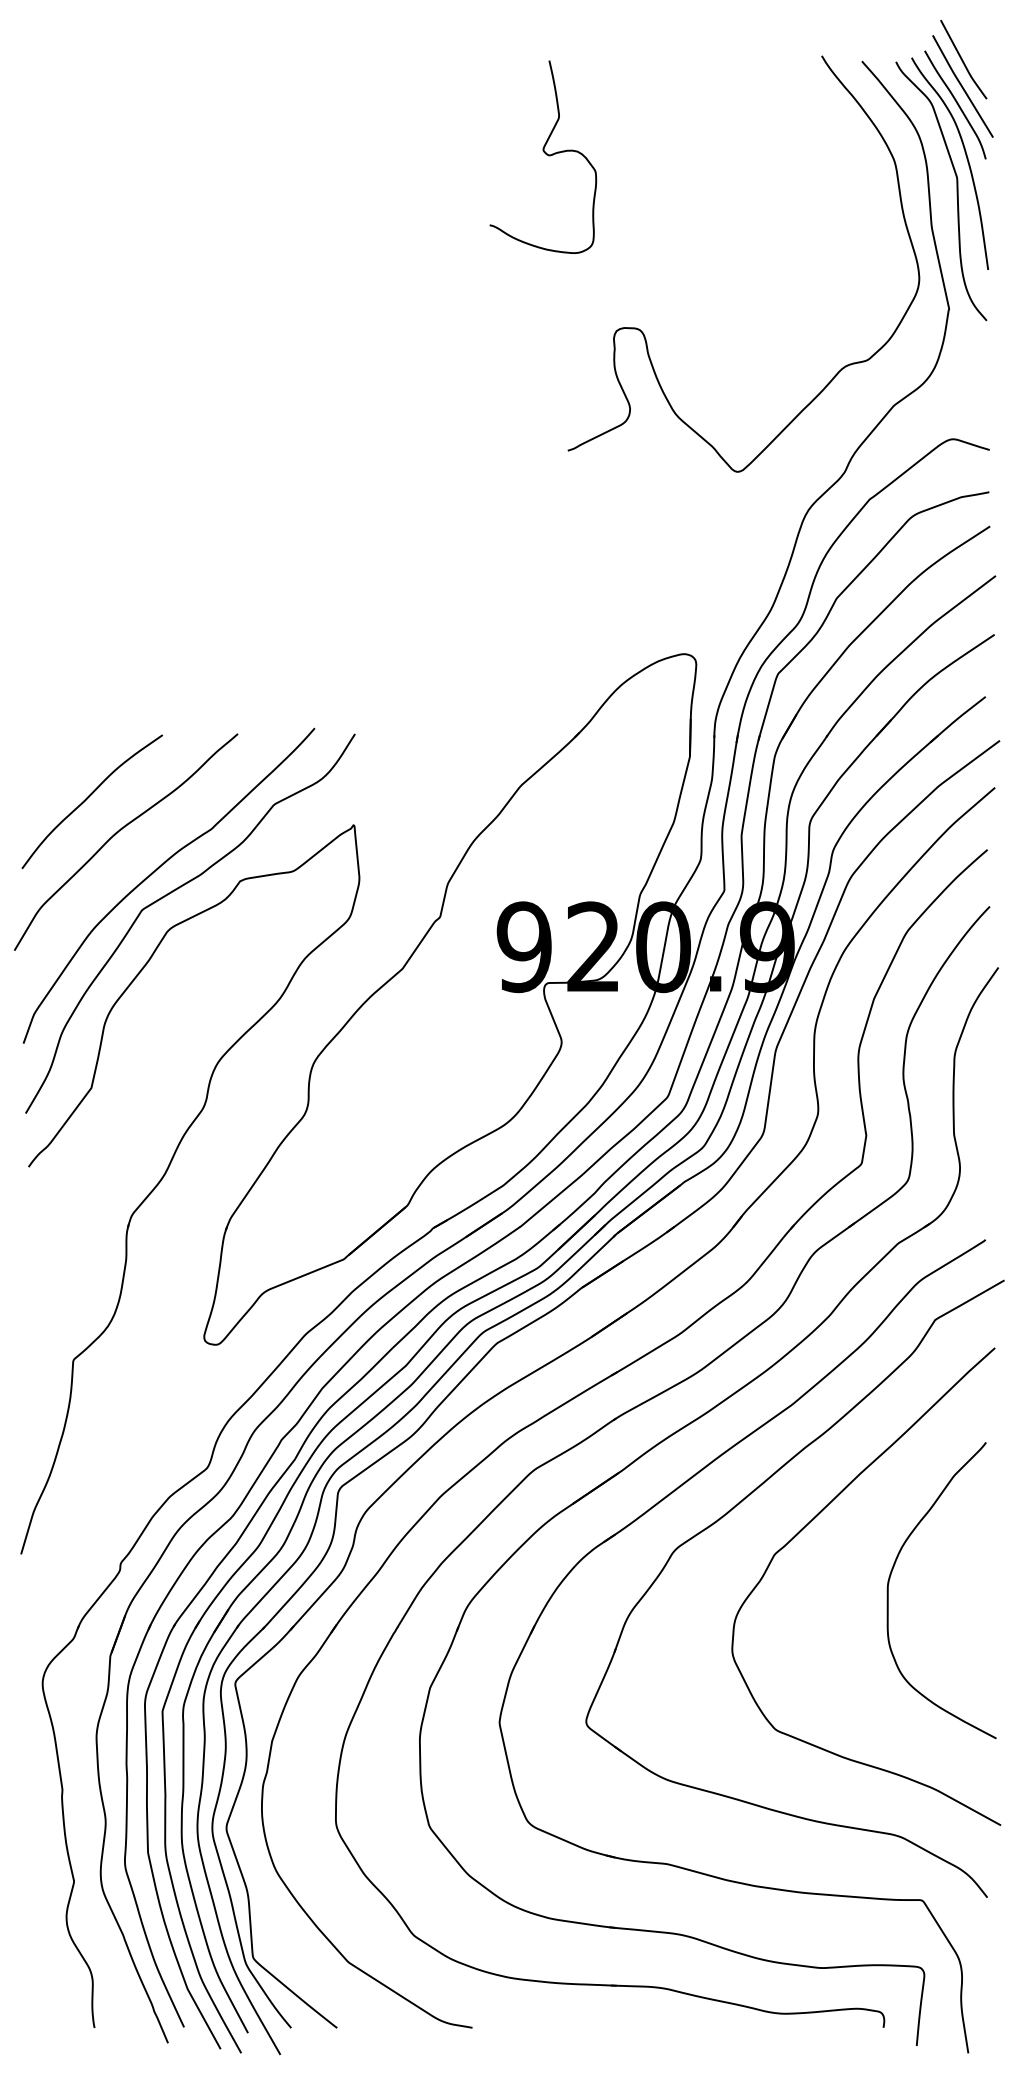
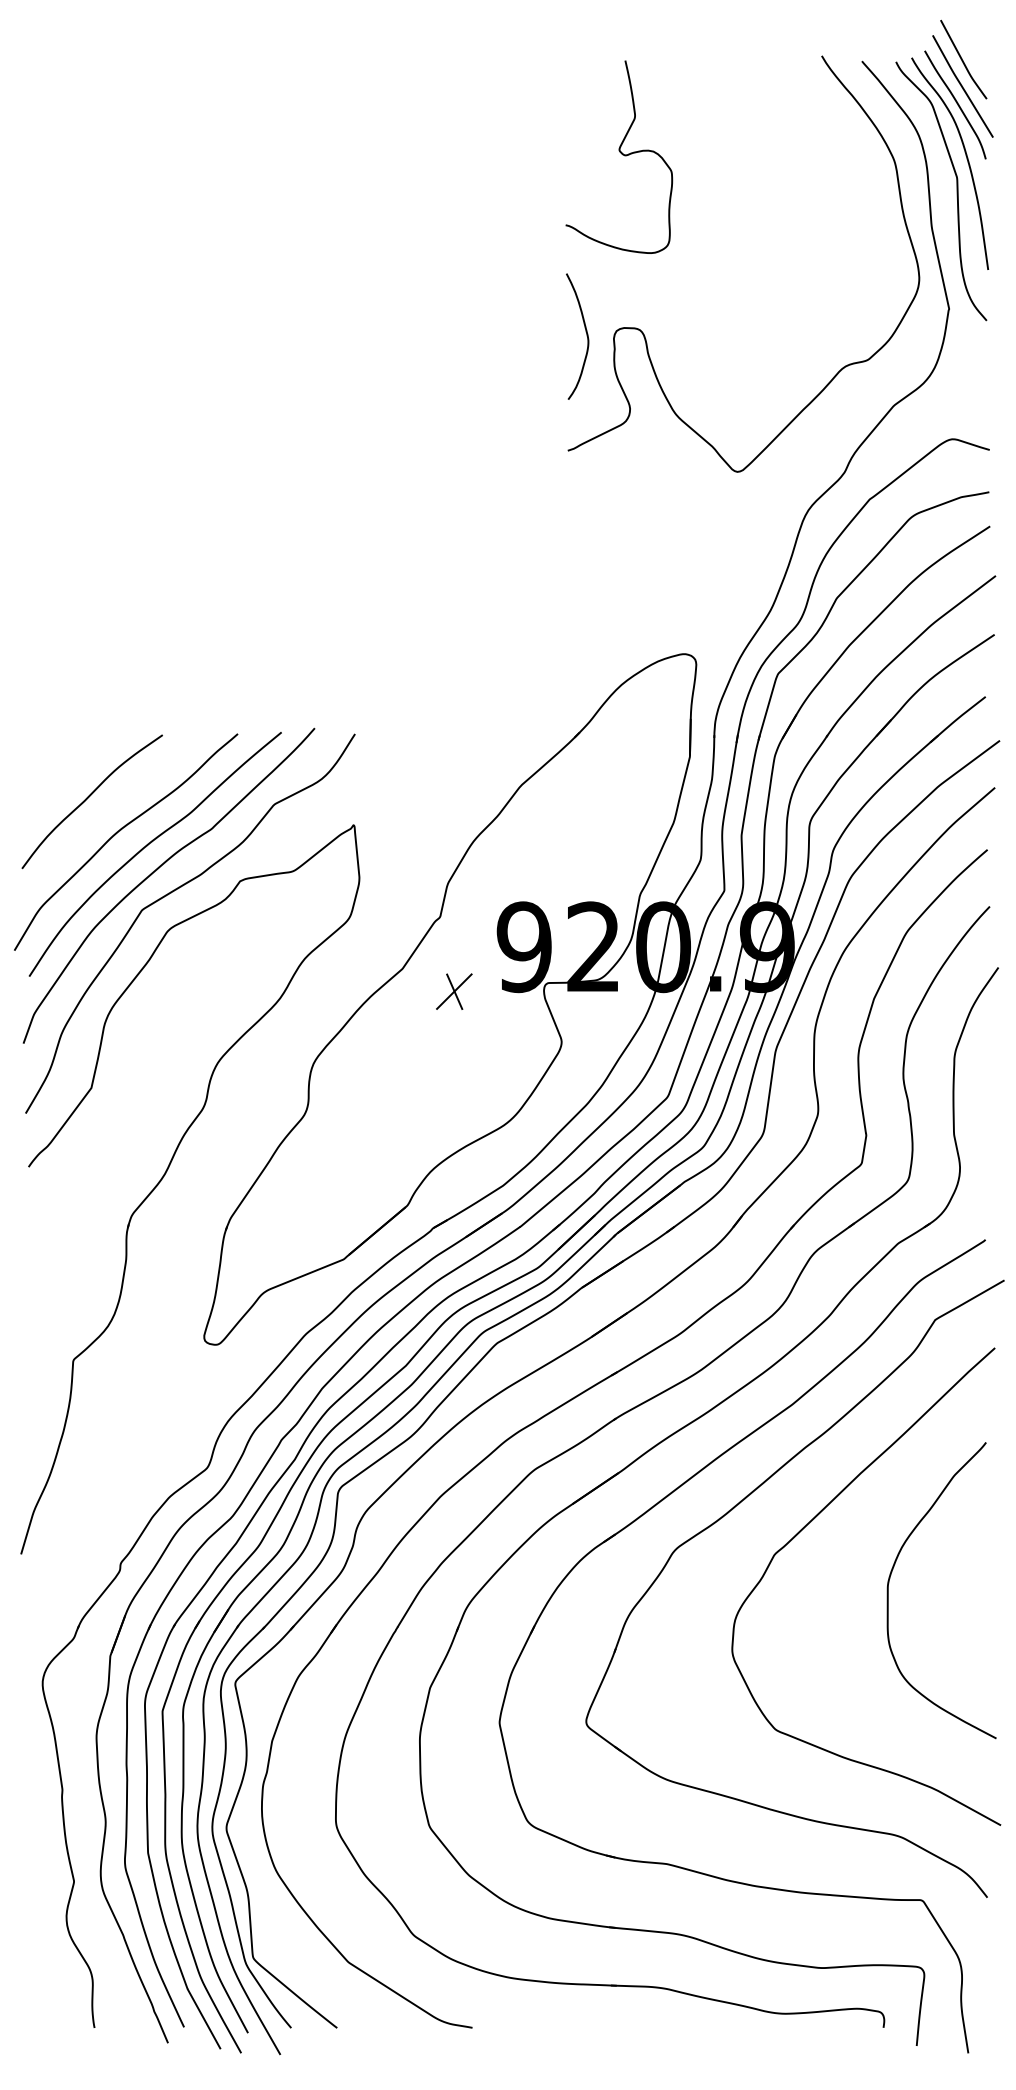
curve position: (545, 154) -> (621, 154) (621, 154)
curve: none -> present (586, 336)
curve: none -> present (147, 846)
part: none -> present (454, 991)
